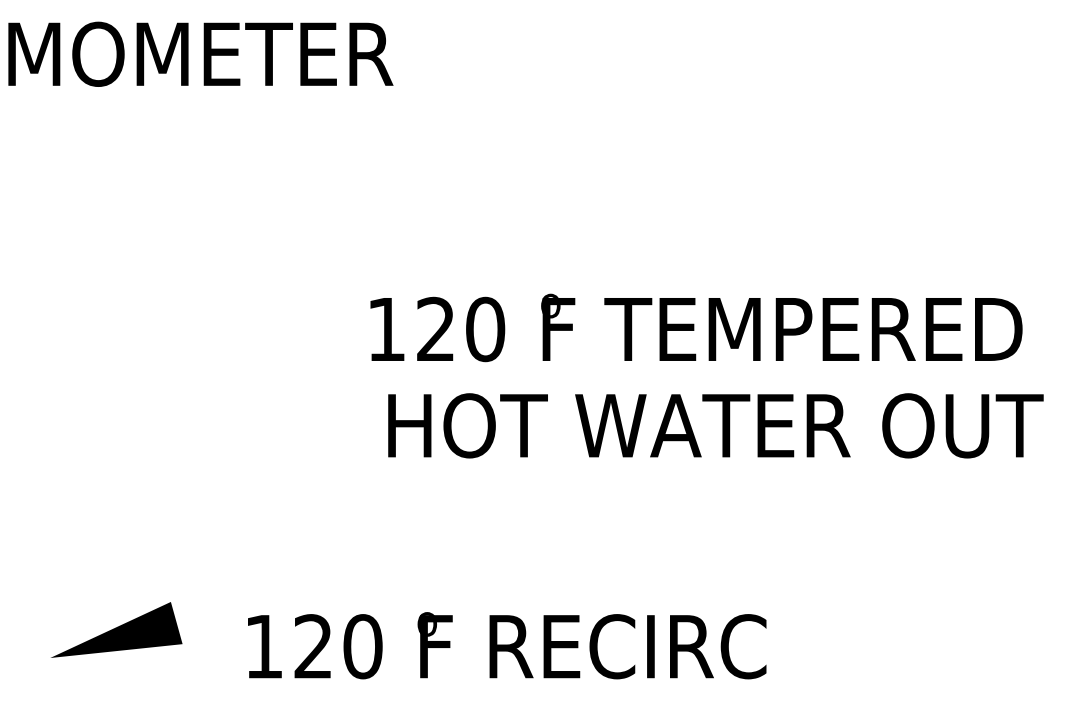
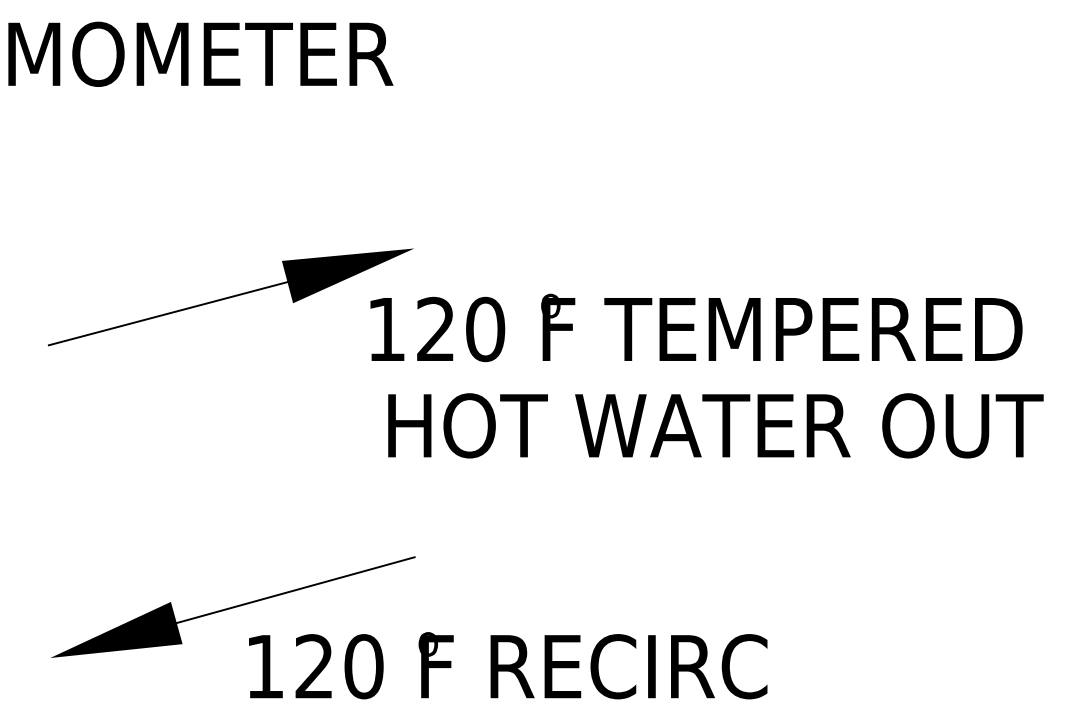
part: none -> present (230, 297)
line: none -> present (295, 590)
text position: (507, 645) -> (508, 665) (508, 665)
